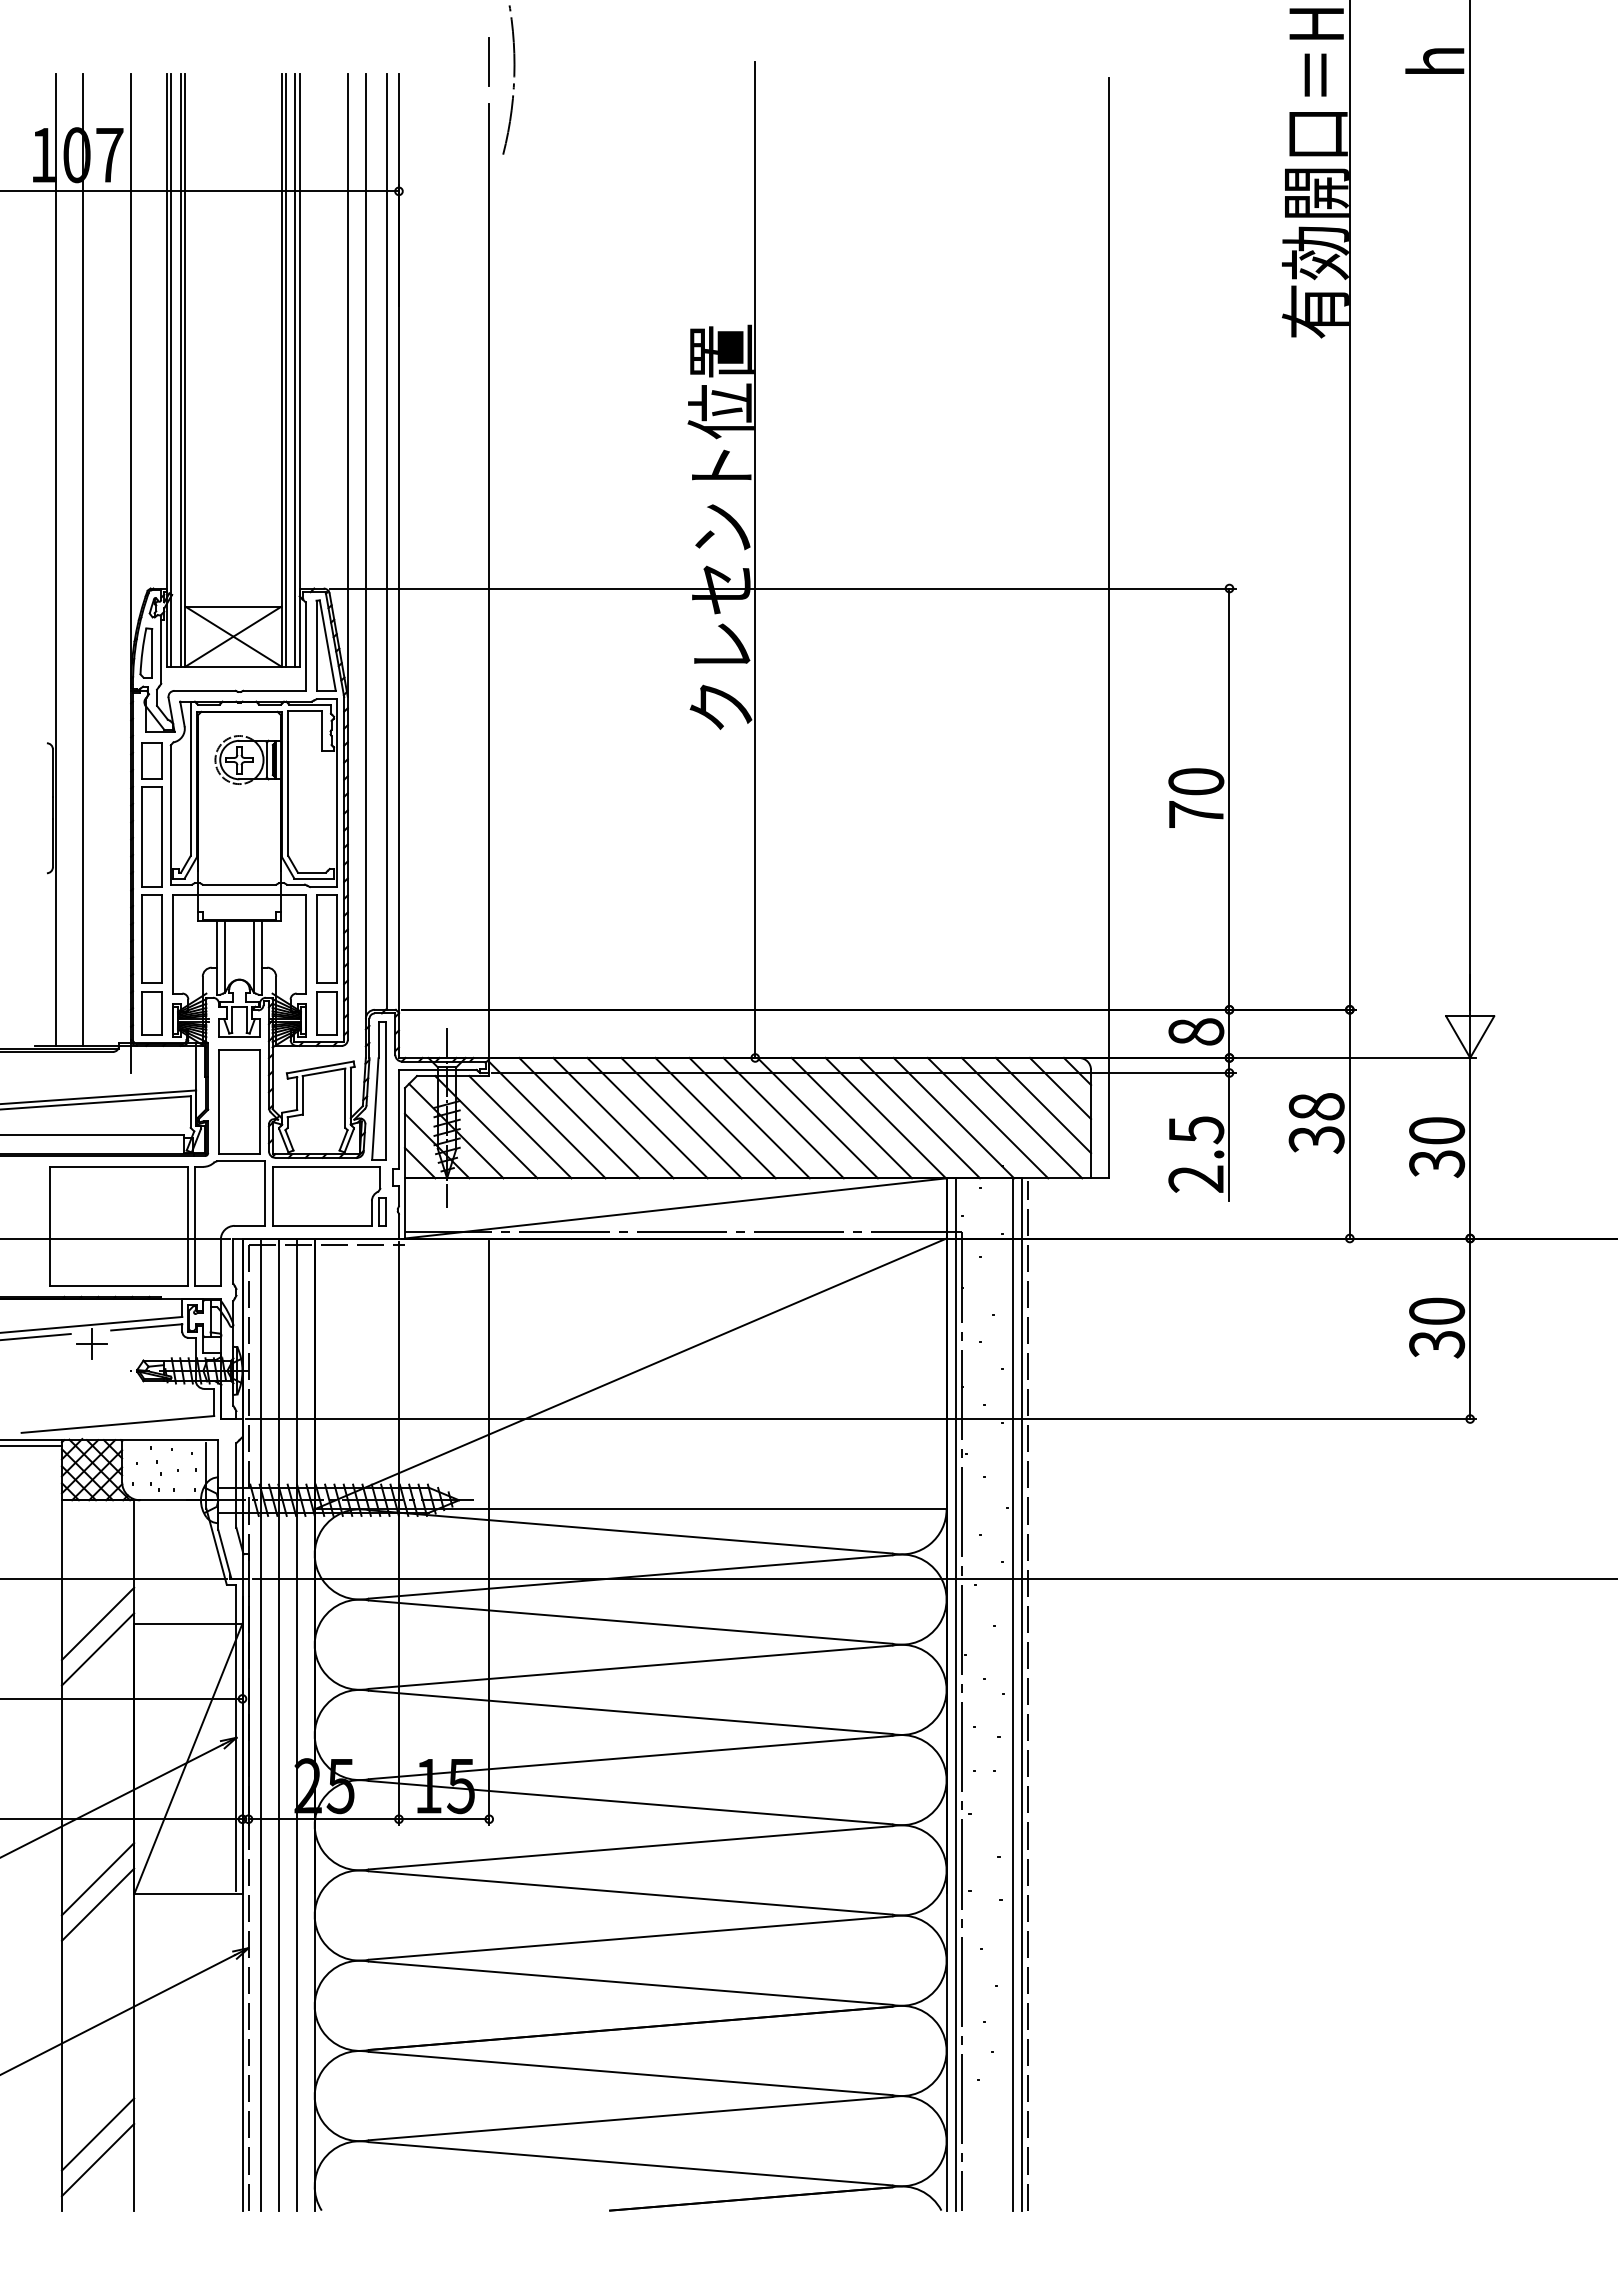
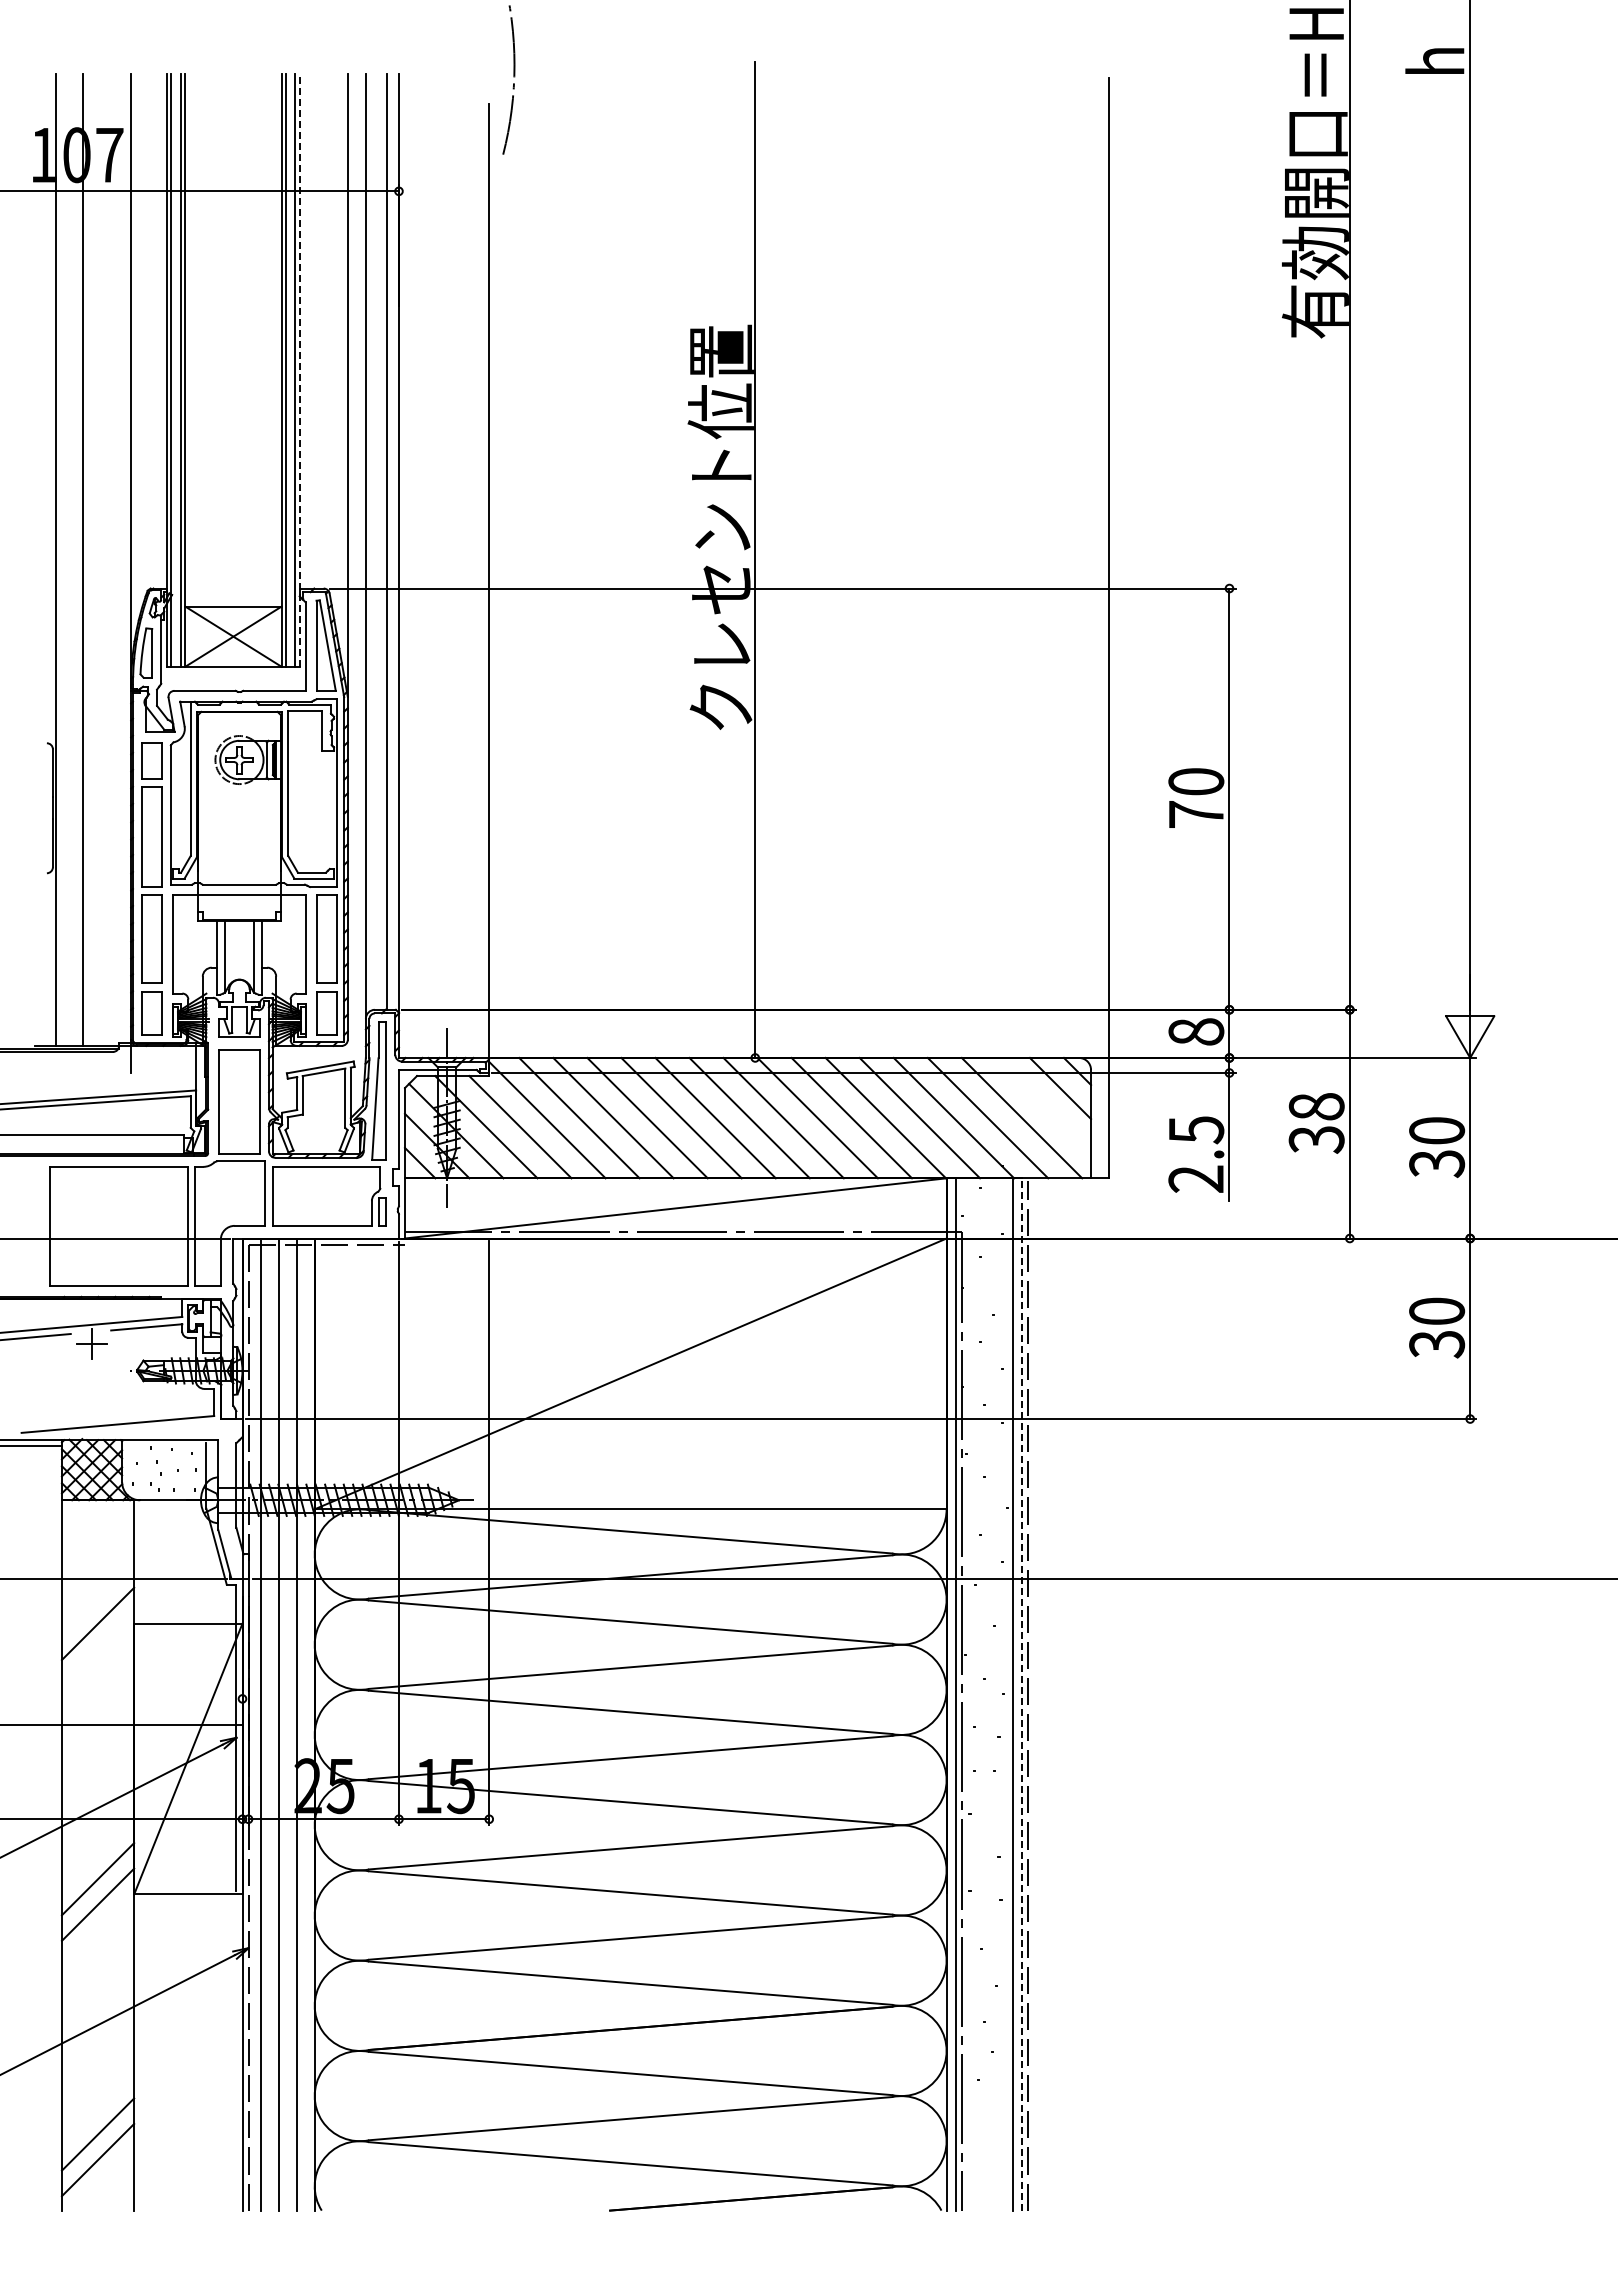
line: present -> none (488, 61)
line: solid -> dashed (299, 369)
line: present -> none (1043, 1105)
line: present -> none (97, 1649)
line: solid -> dashed (1021, 1693)
line position: (122, 1698) -> (122, 1724) (122, 1724)
